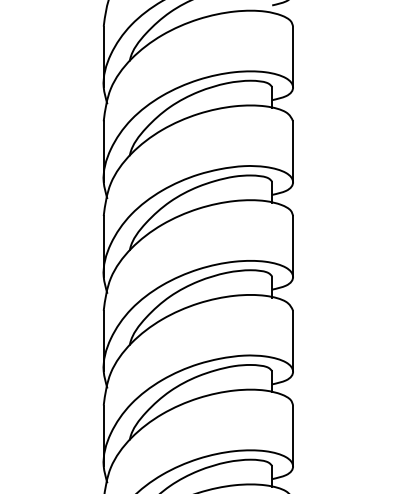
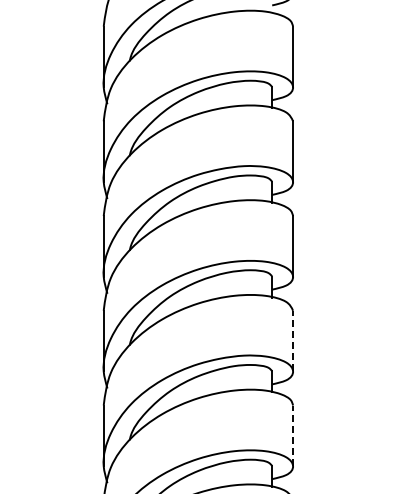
line: solid -> dashed (293, 340)
line: solid -> dashed (293, 435)
